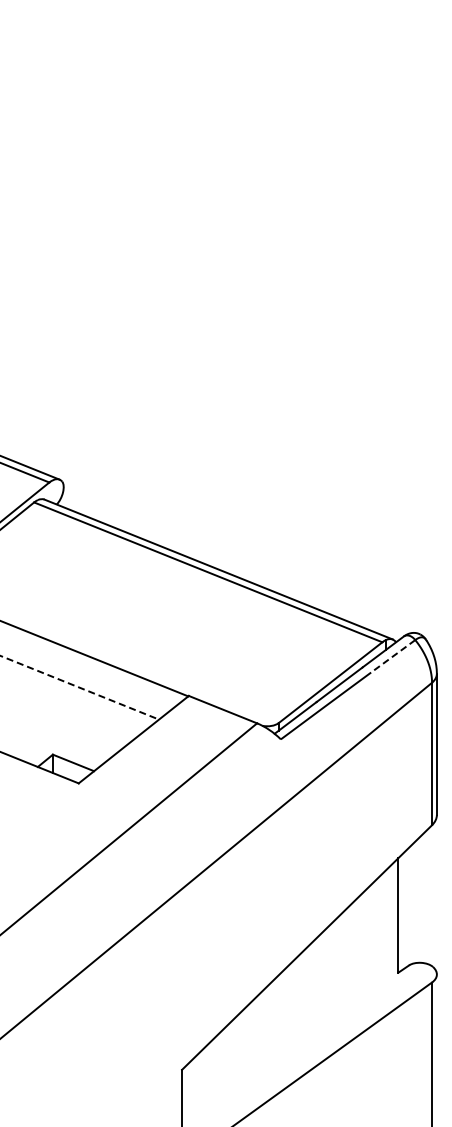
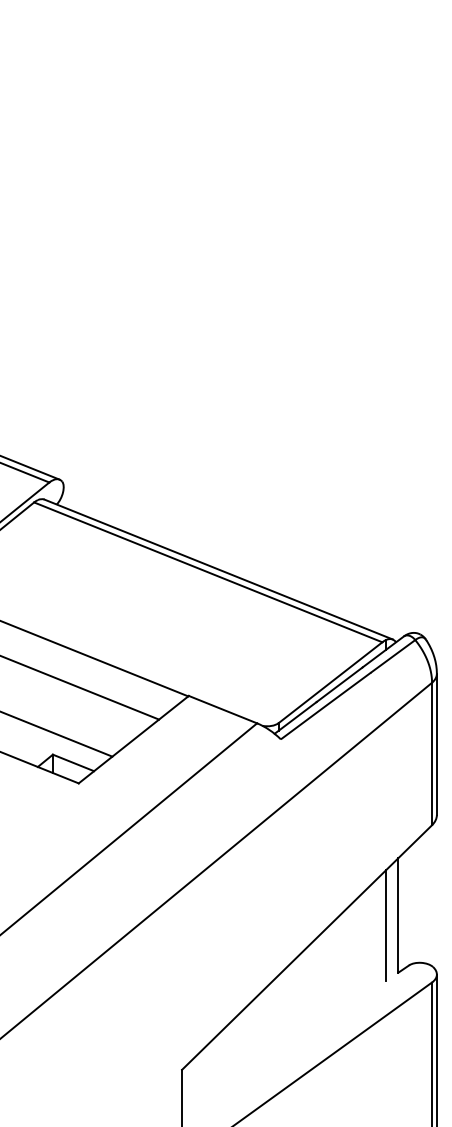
line: dashed -> solid (392, 656)
line: dashed -> solid (79, 687)
line: none -> present (57, 734)
line: none -> present (386, 925)
line: none -> present (436, 1048)
